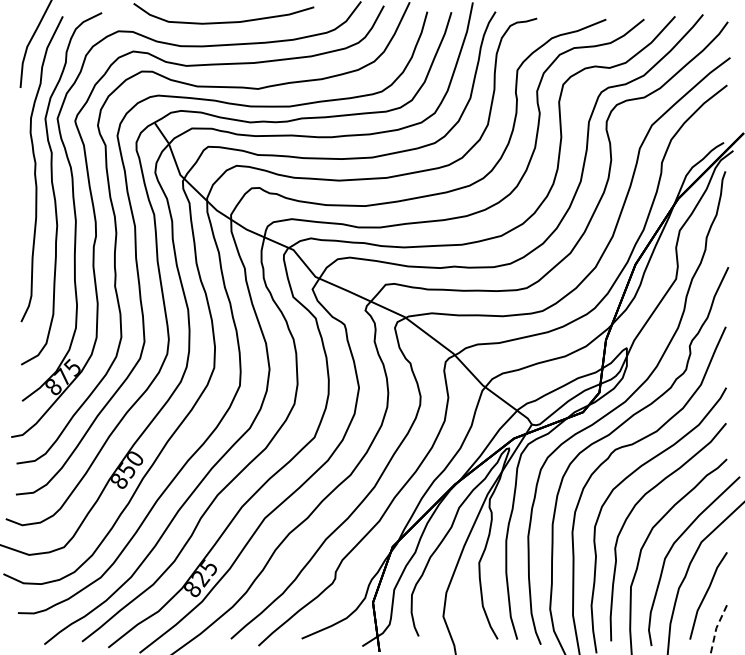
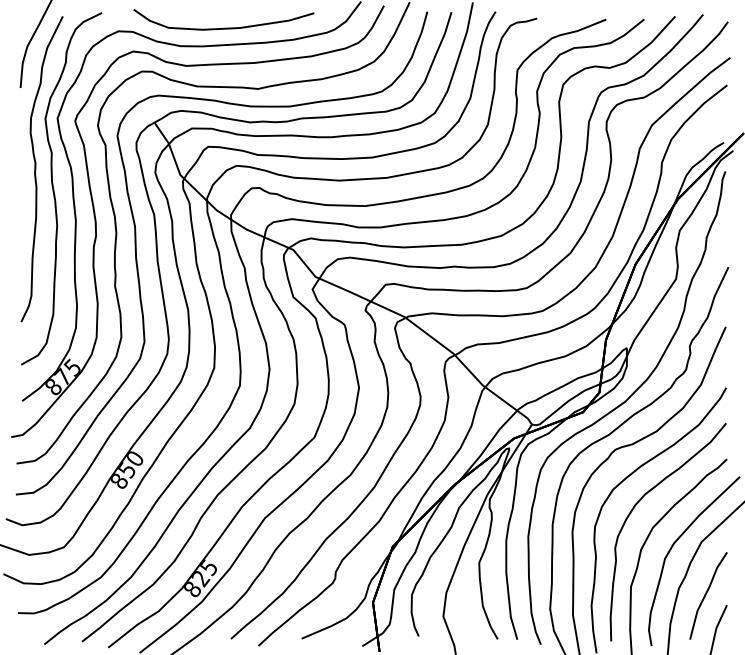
curve position: (223, 21) -> (223, 27) (223, 27)
line: dashed -> solid (716, 628)
